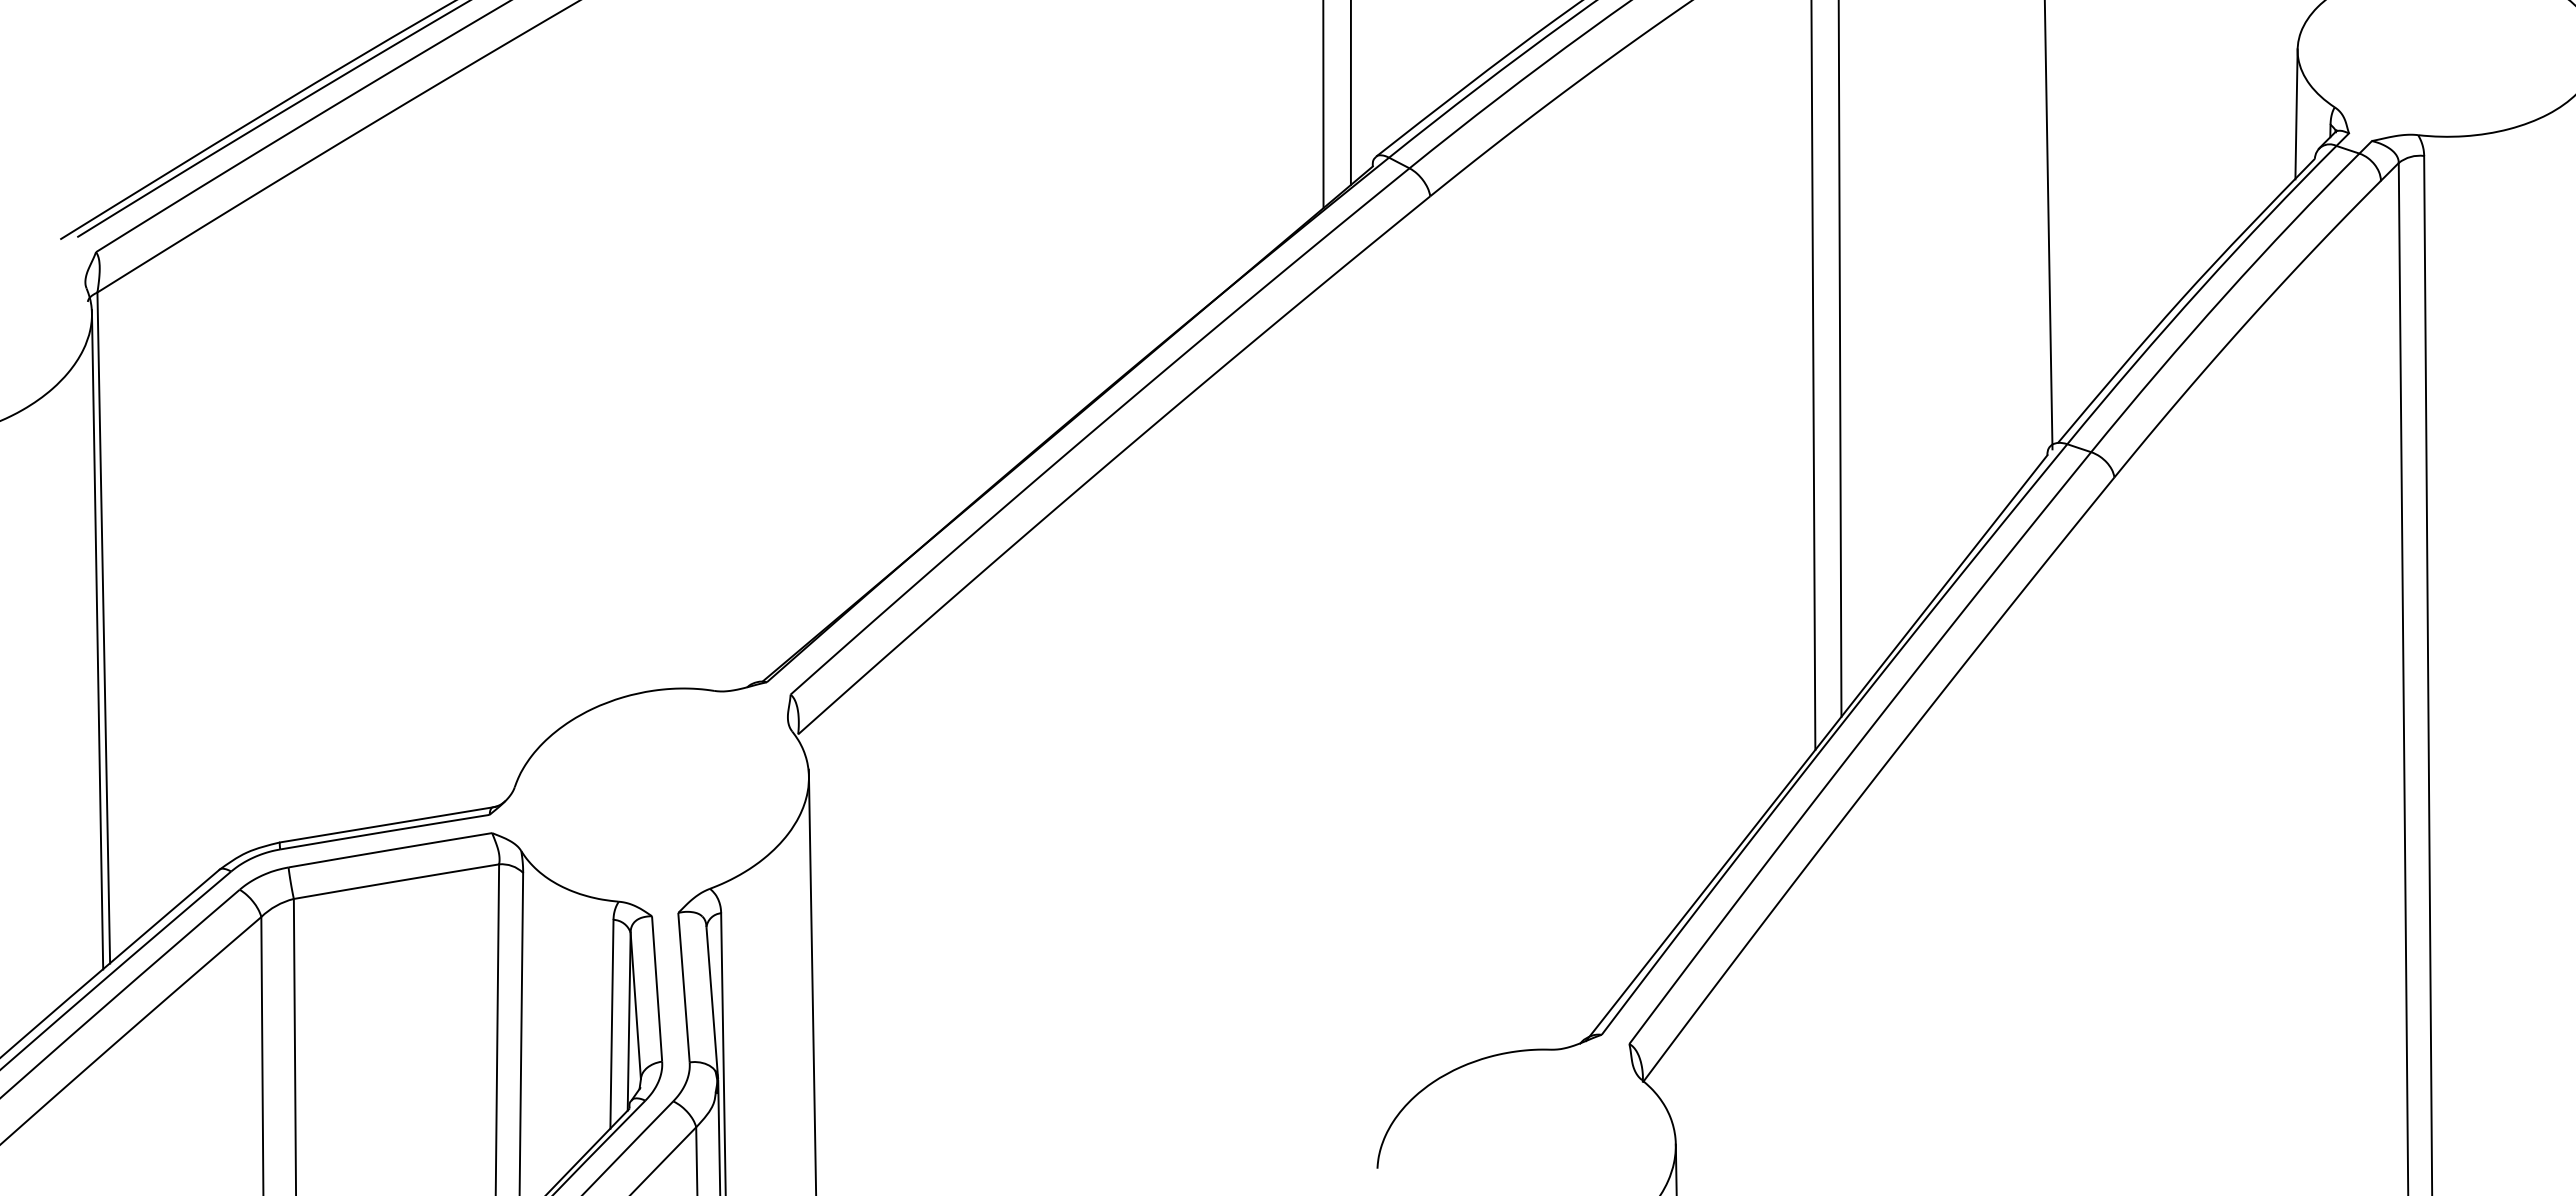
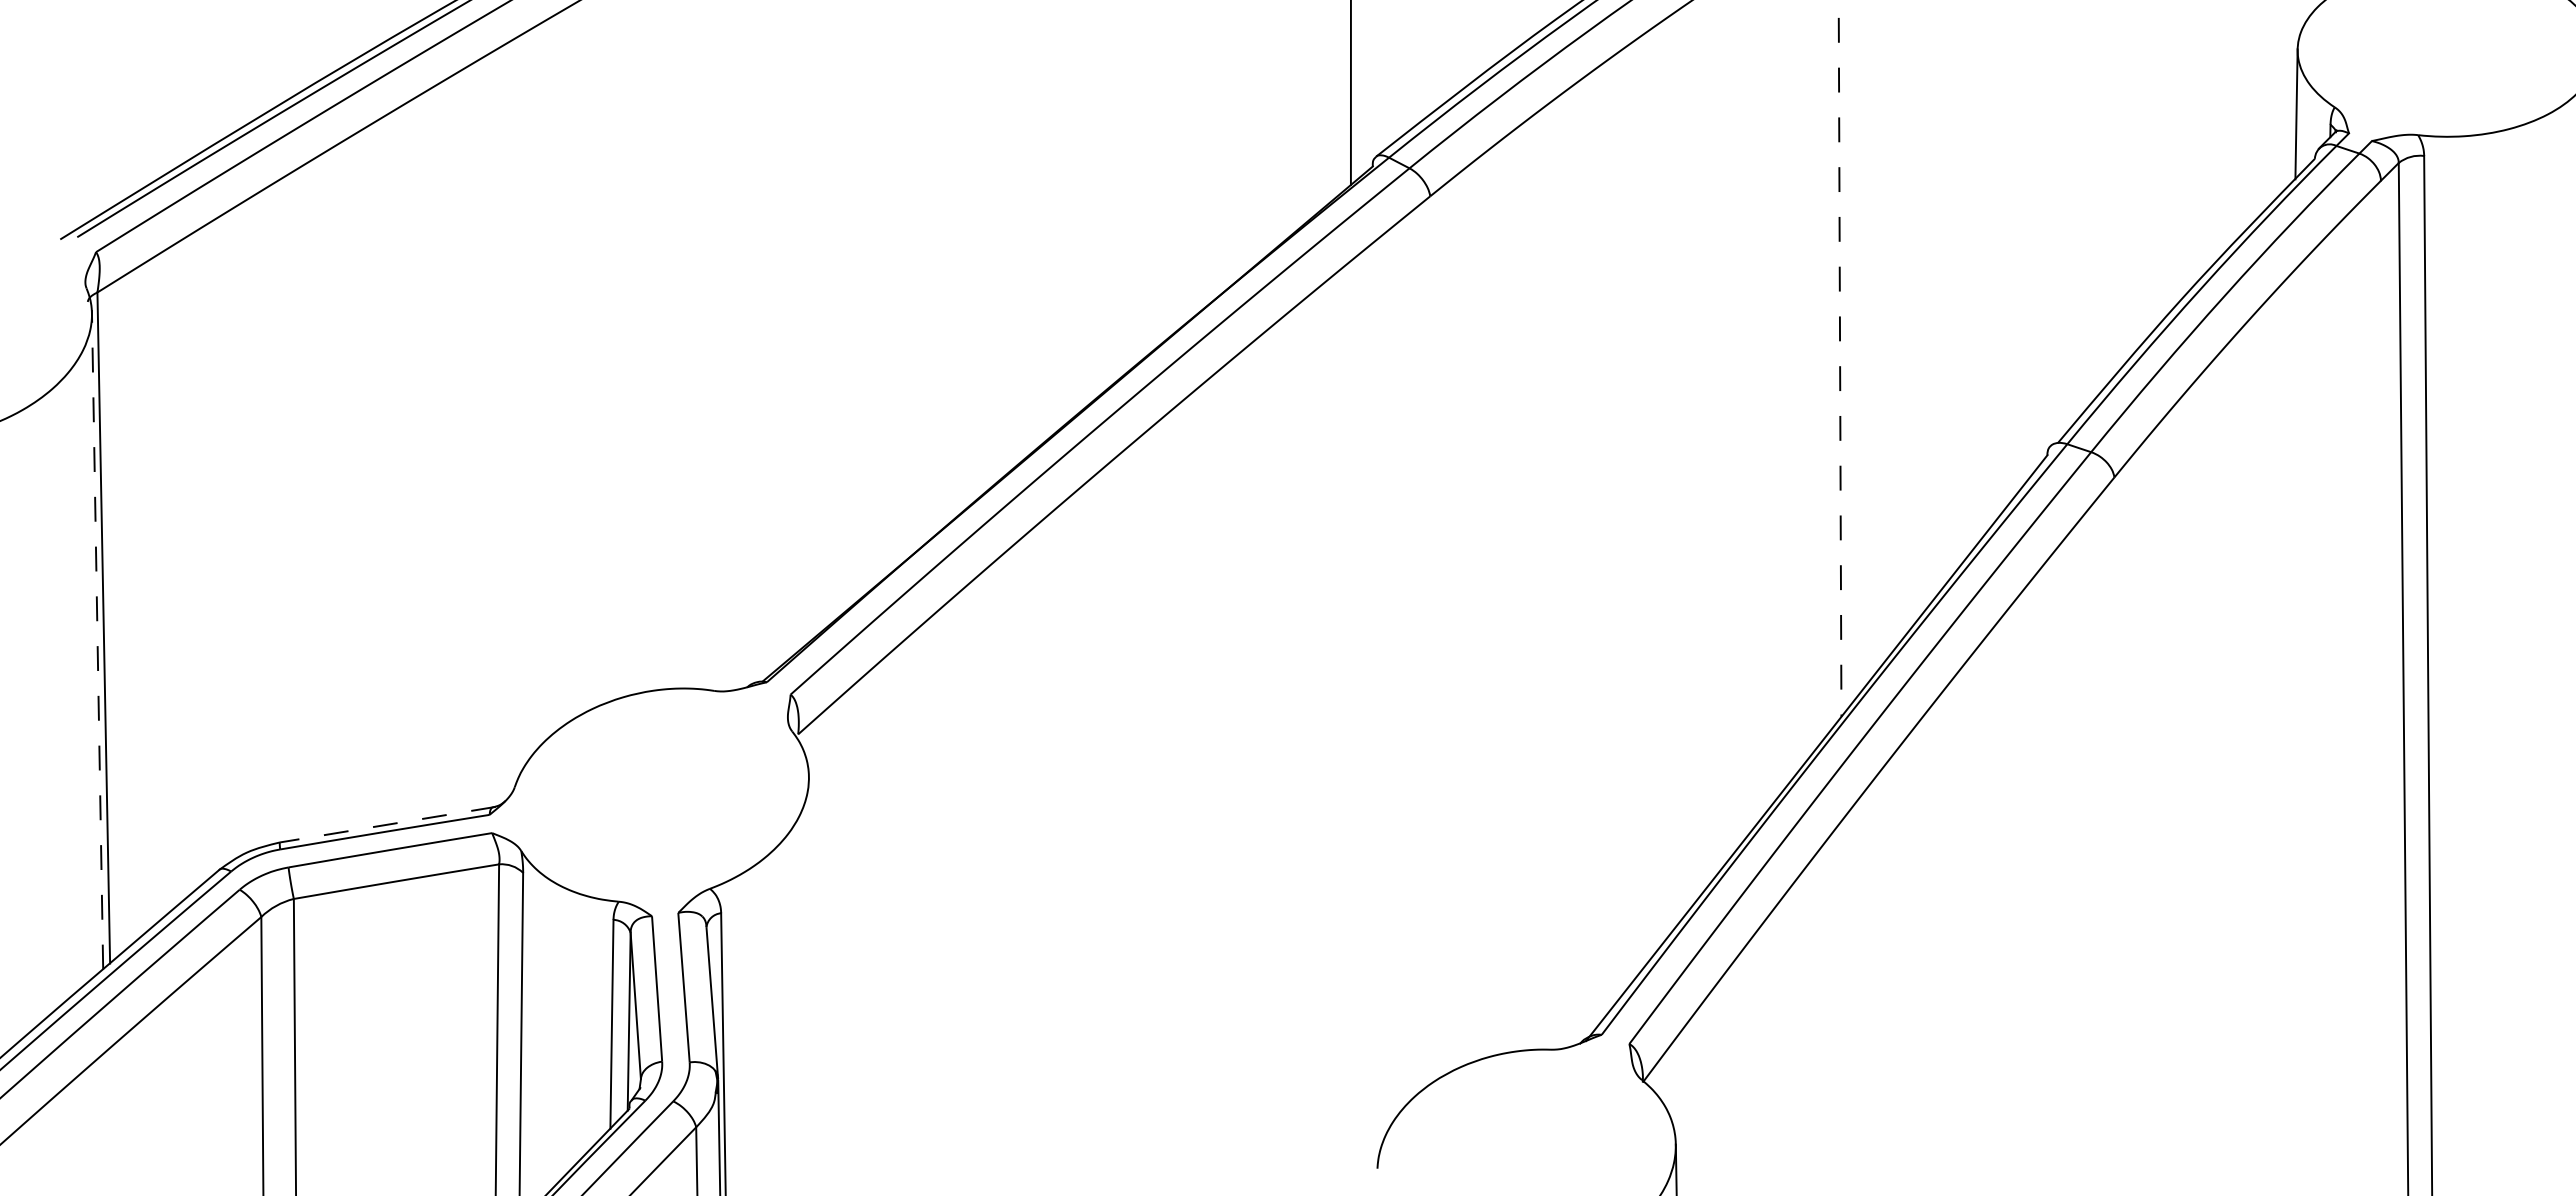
line: present -> none (1323, 105)
line: present -> none (2048, 225)
line: solid -> dashed (1840, 359)
line: present -> none (1813, 375)
line: solid -> dashed (97, 639)
line: solid -> dashed (387, 824)
line: present -> none (812, 980)
